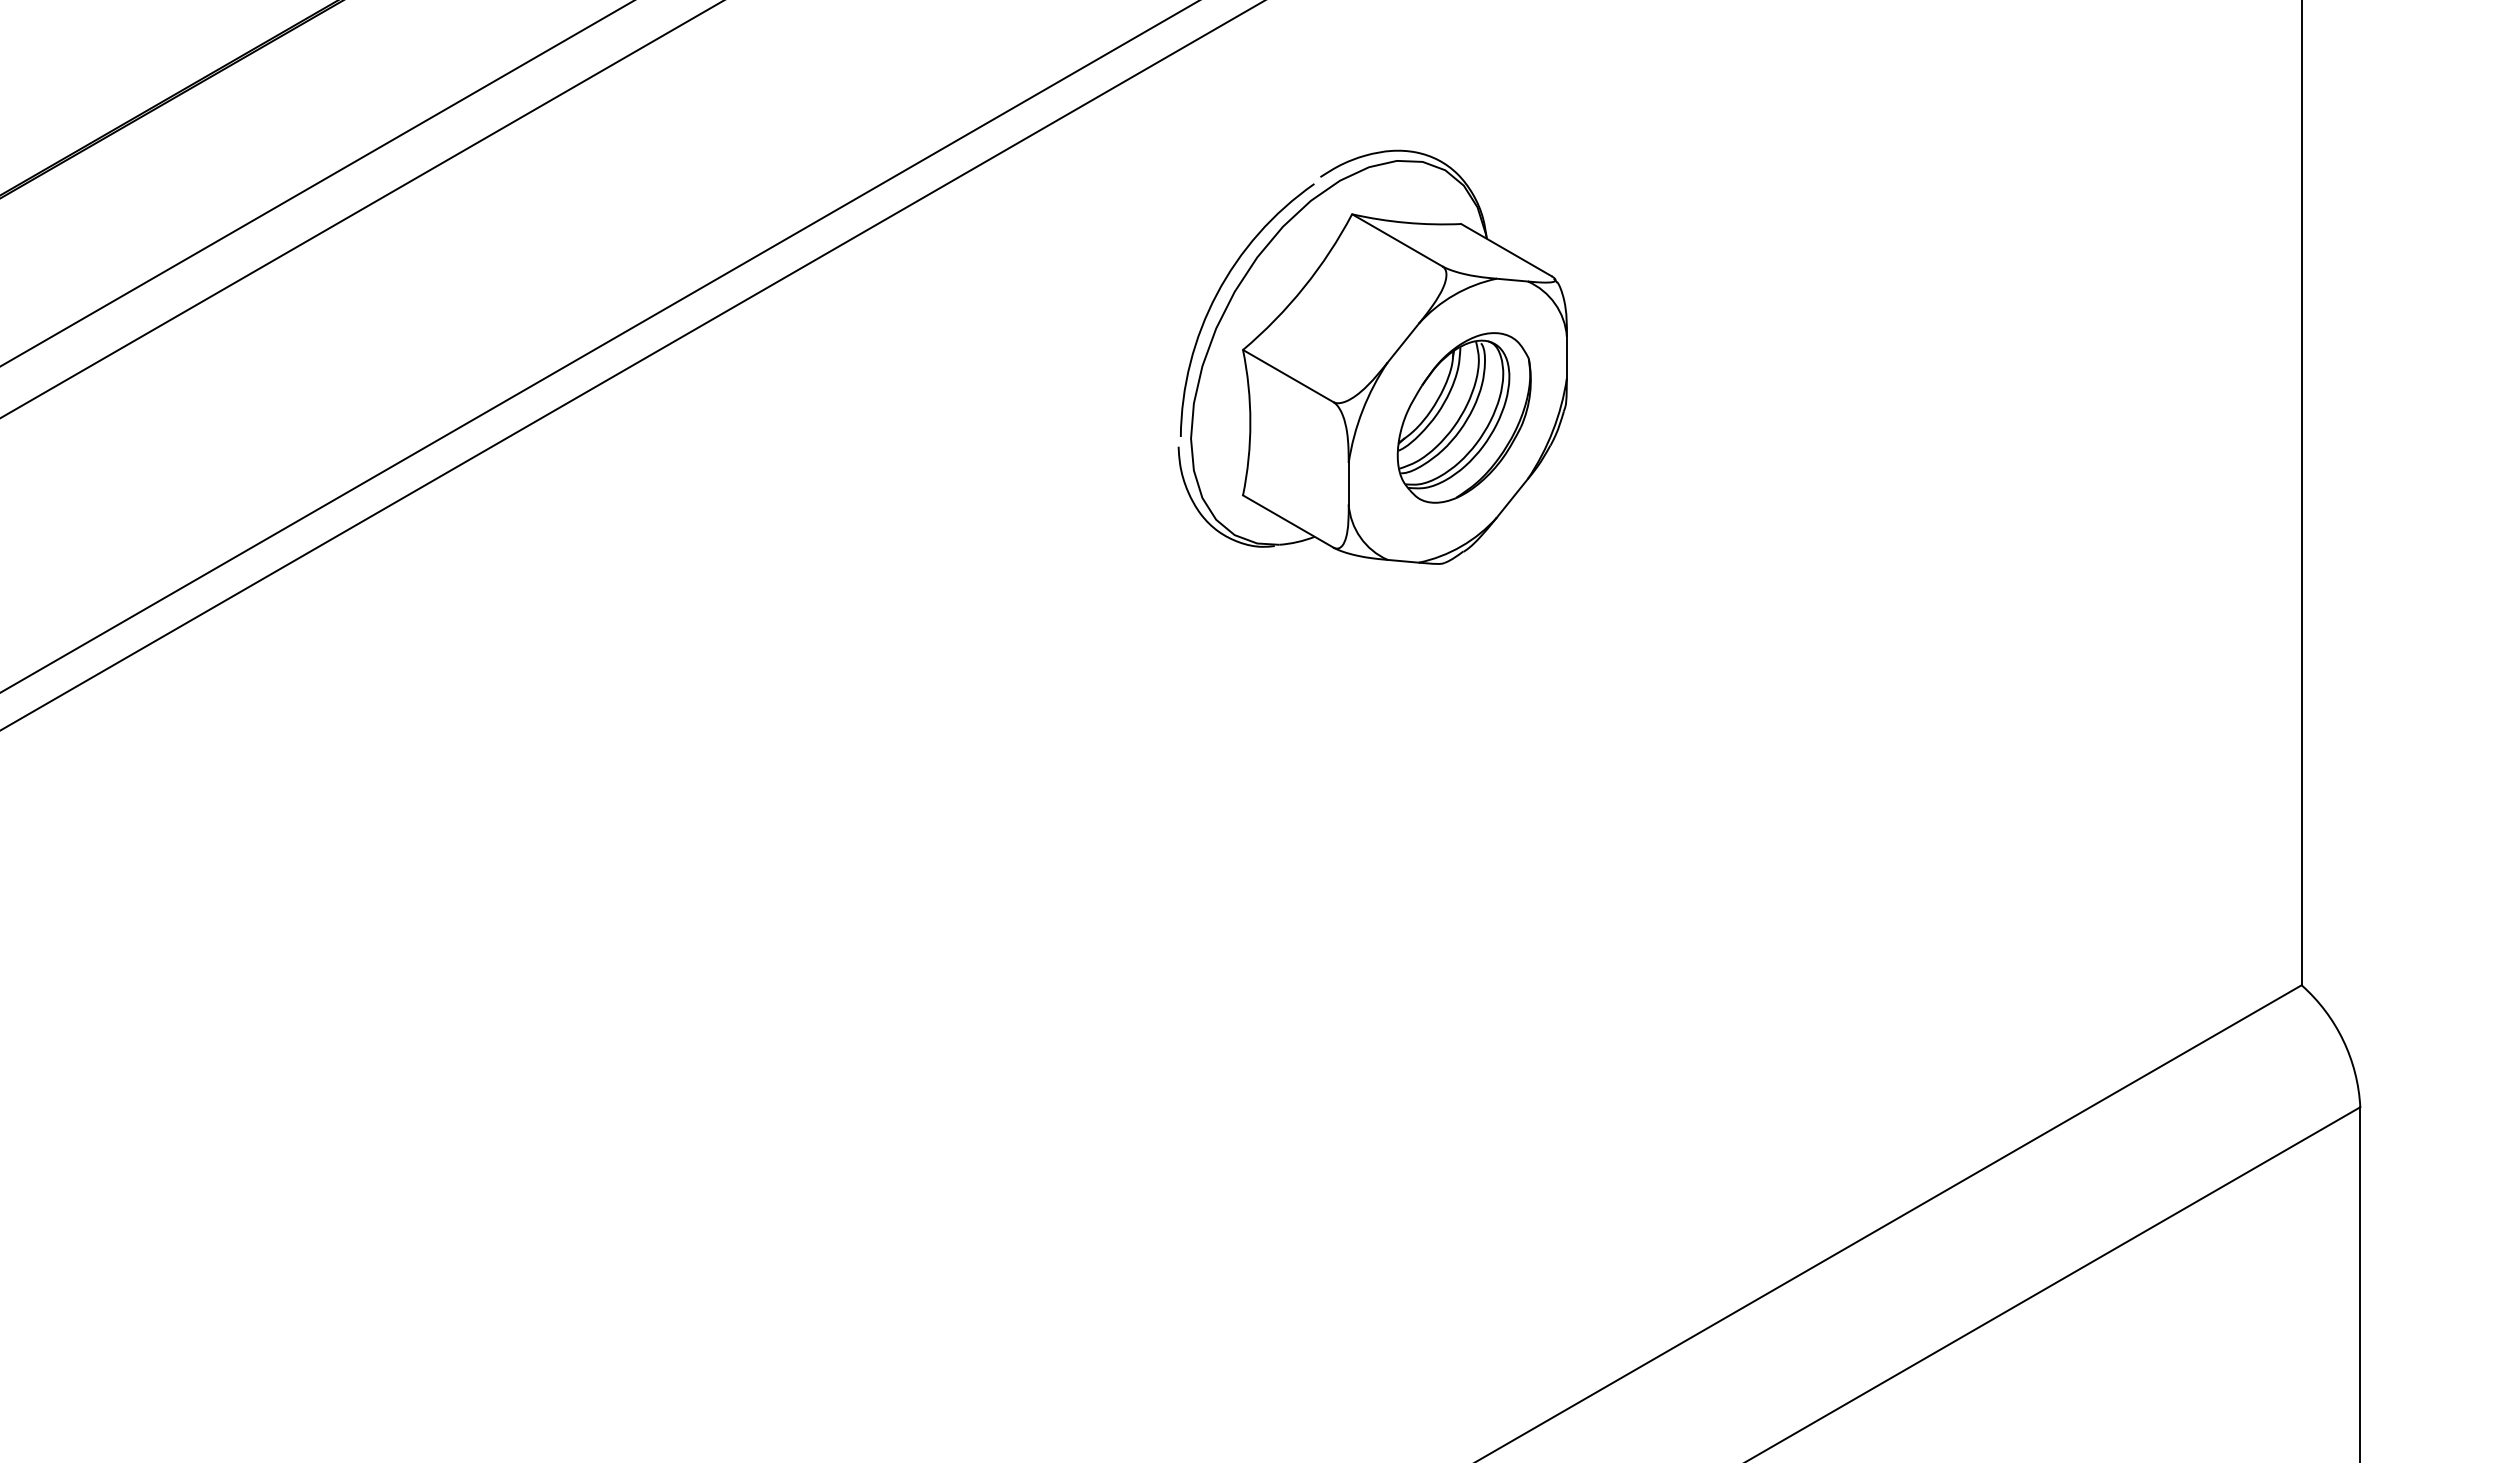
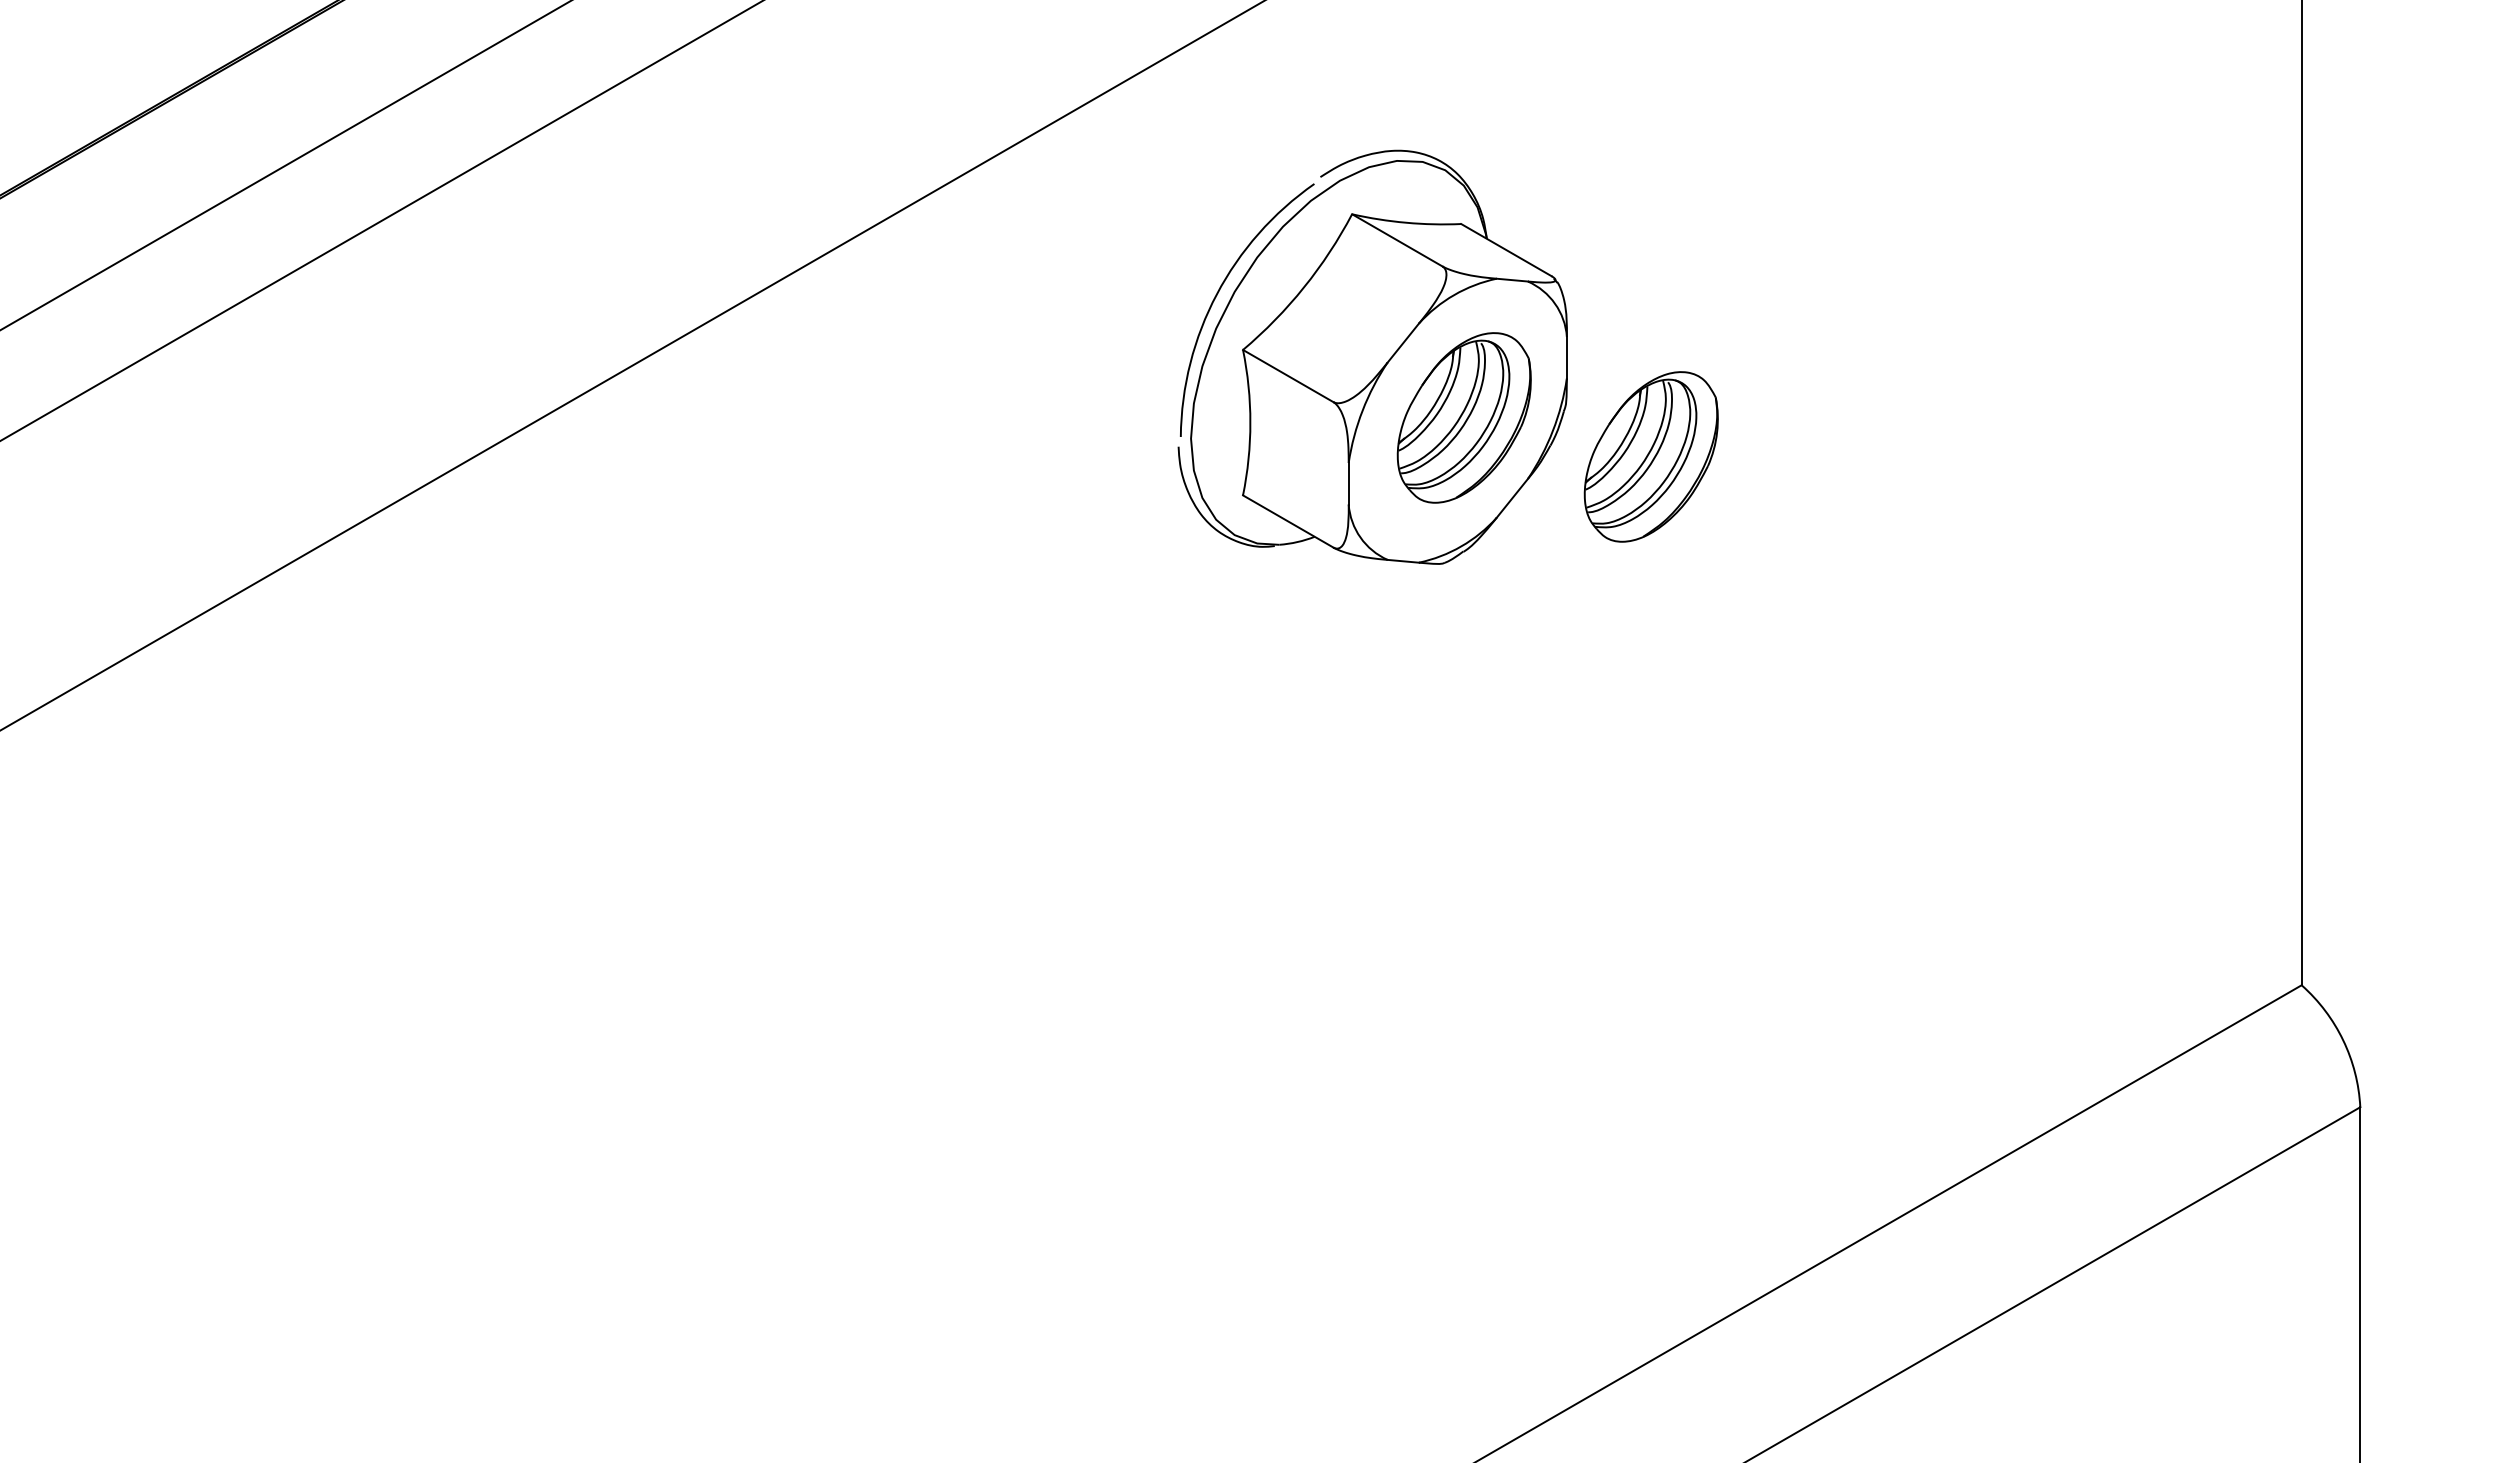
line position: (316, 183) -> (285, 165) (285, 165)
line position: (361, 209) -> (381, 220) (381, 220)
line: present -> none (599, 346)
part: none -> present (1650, 456)
